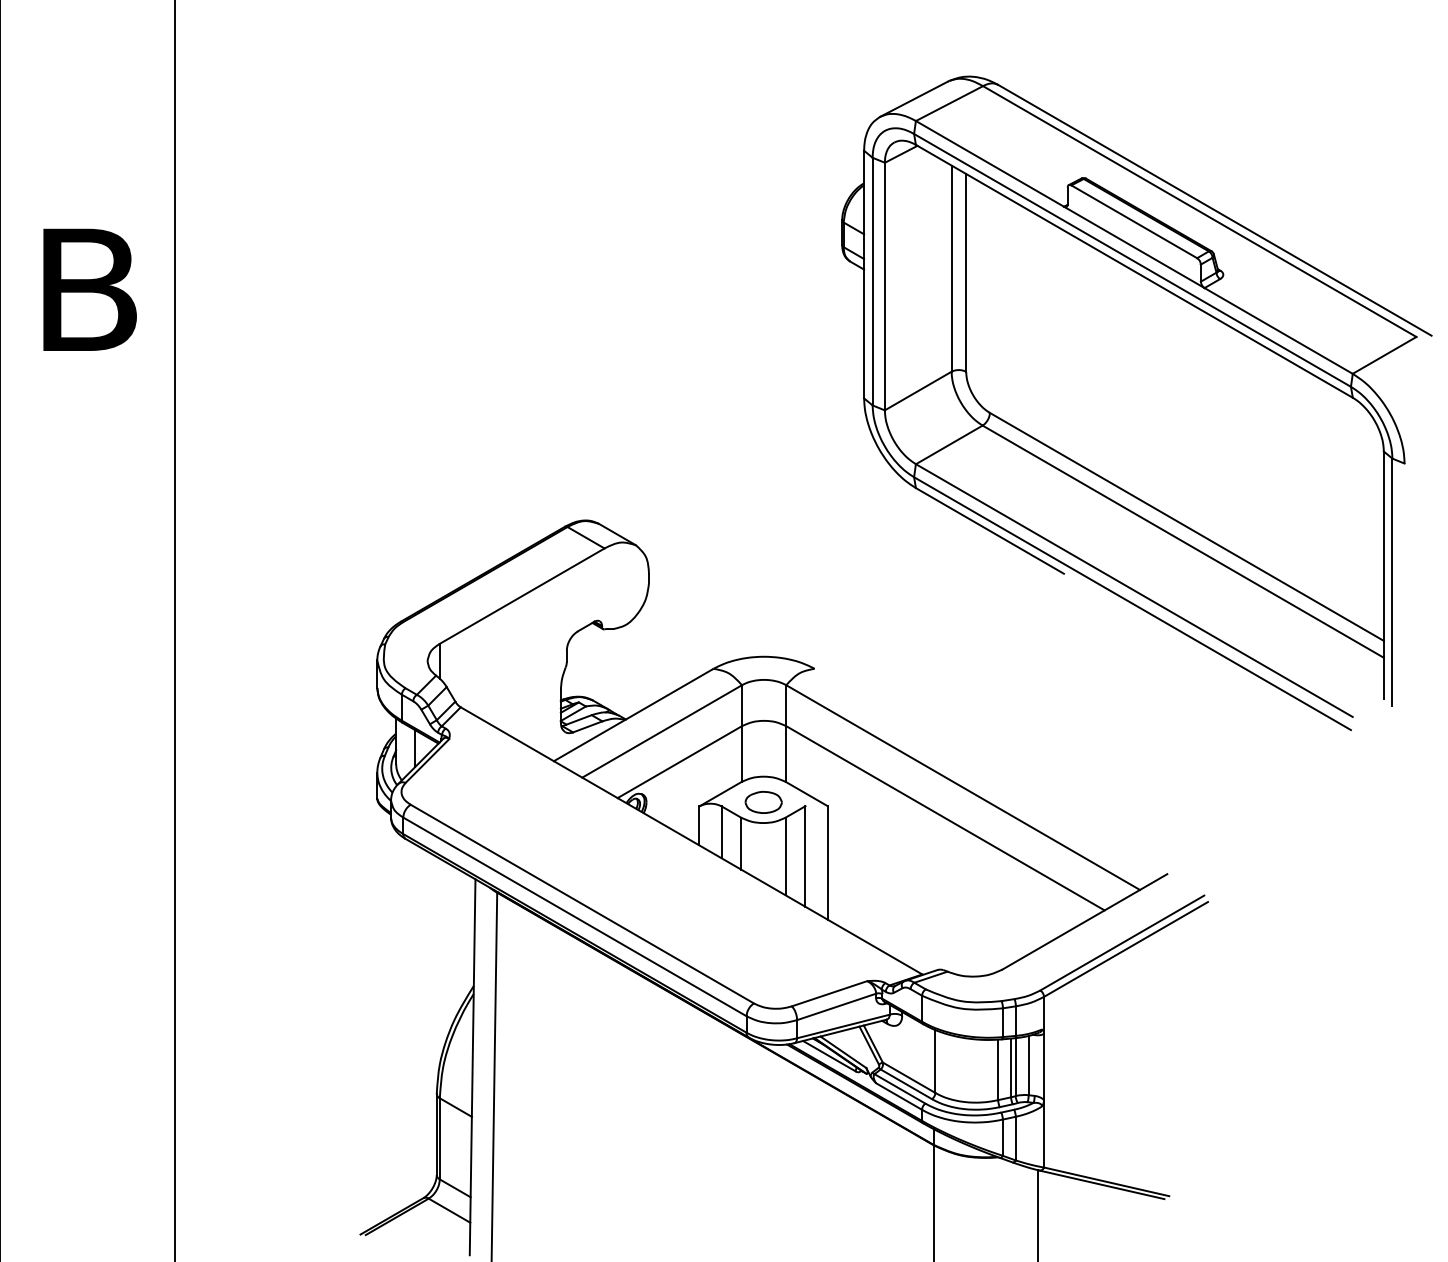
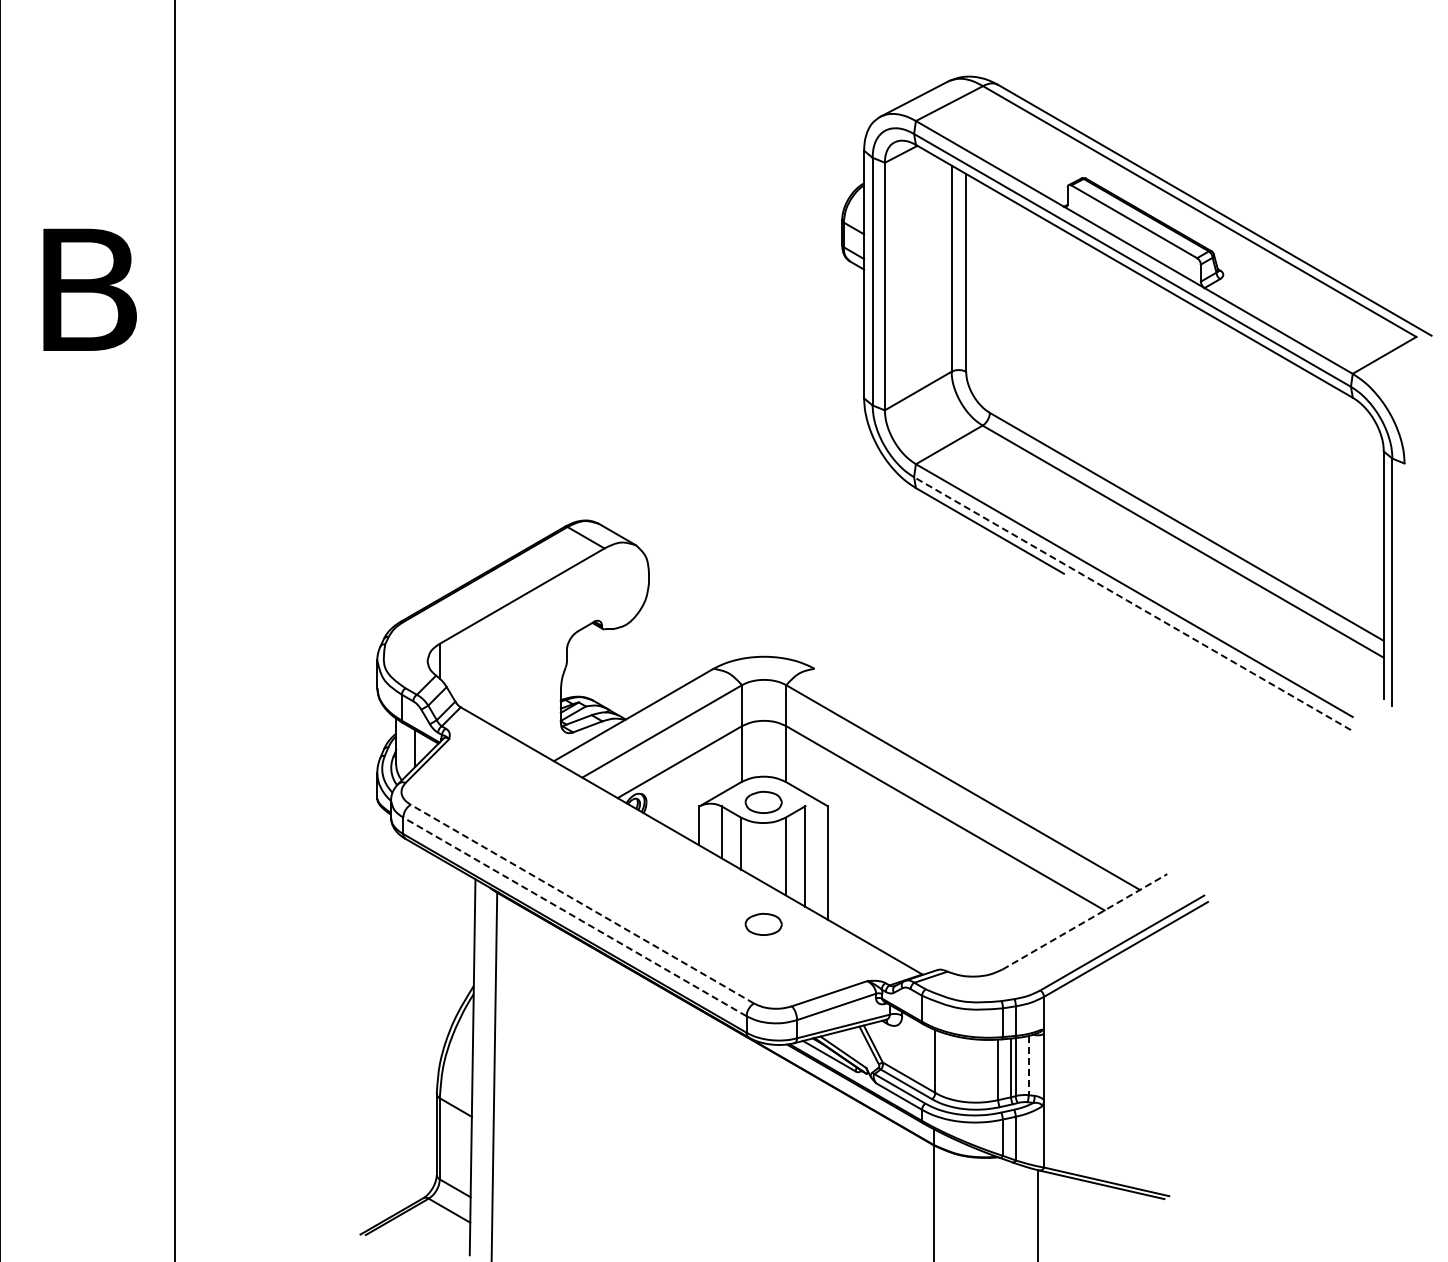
line: solid -> dashed (1132, 603)
line: solid -> dashed (581, 903)
line: solid -> dashed (574, 916)
line: solid -> dashed (1085, 921)
part: none -> present (763, 923)
line: solid -> dashed (1028, 1065)
